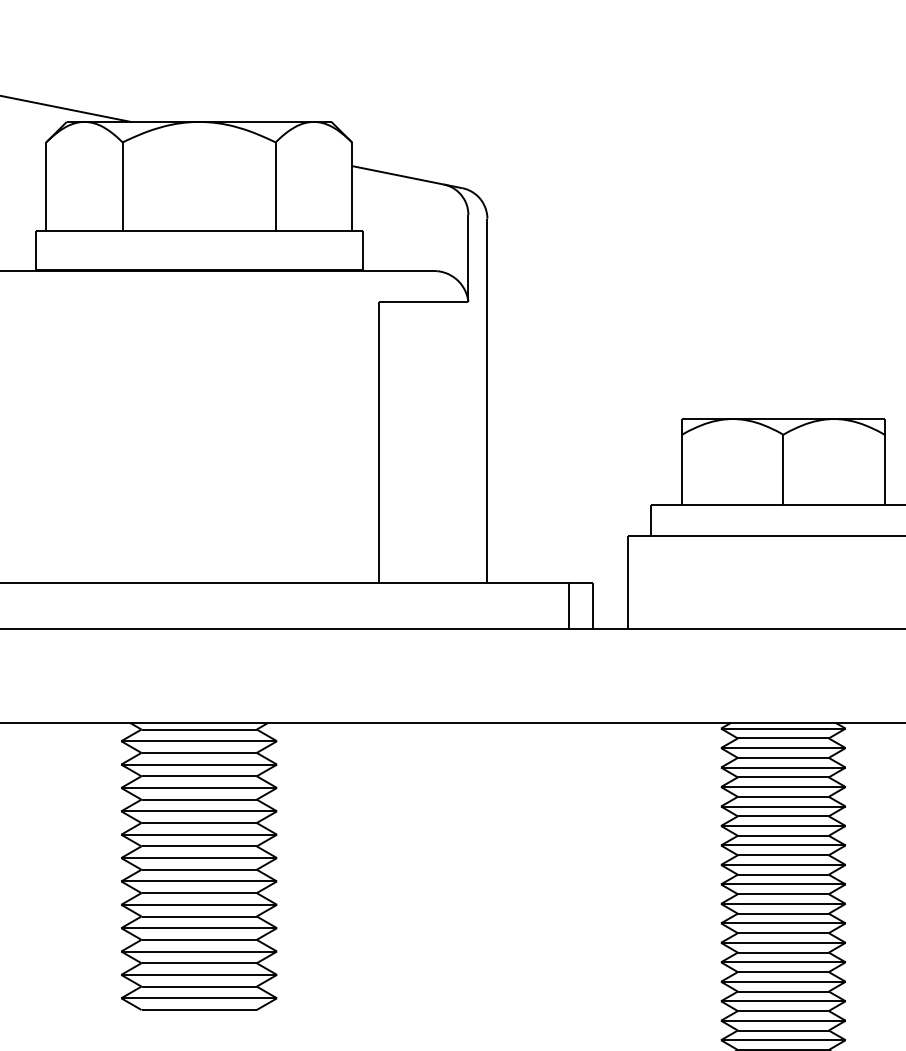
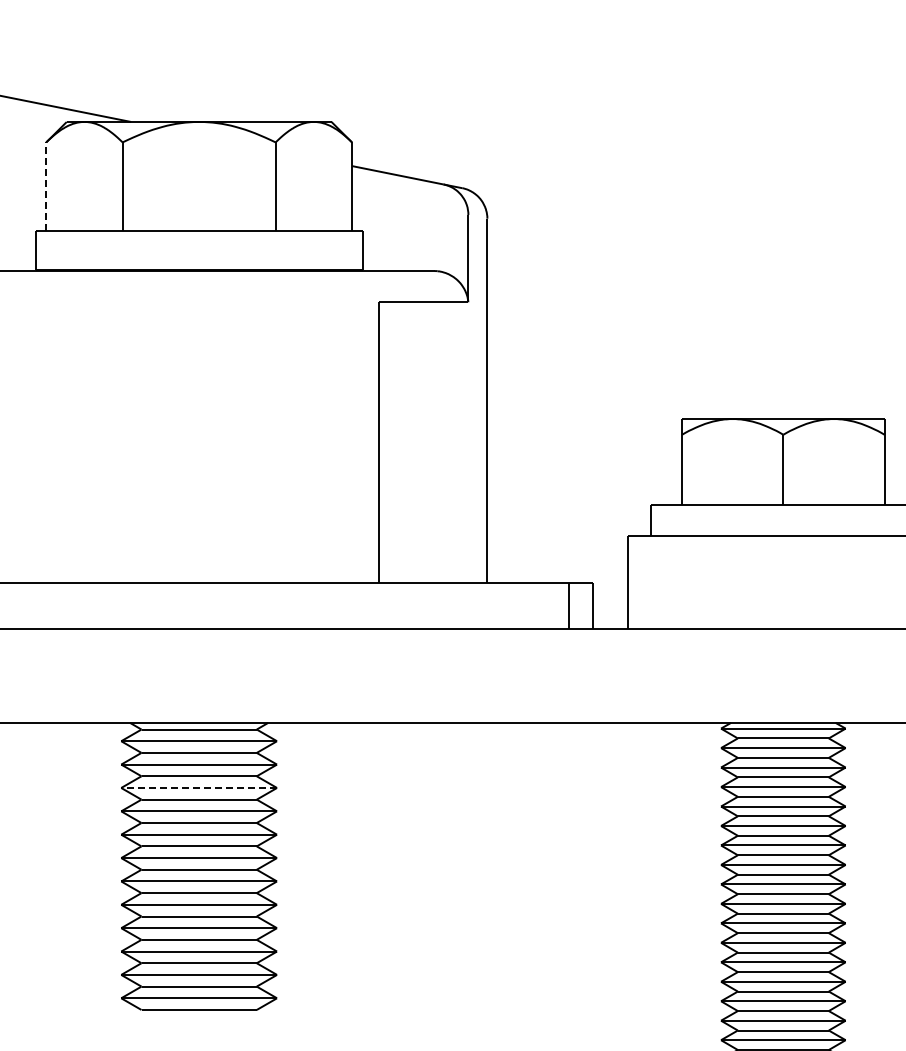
line: solid -> dashed (46, 186)
line: solid -> dashed (199, 787)
